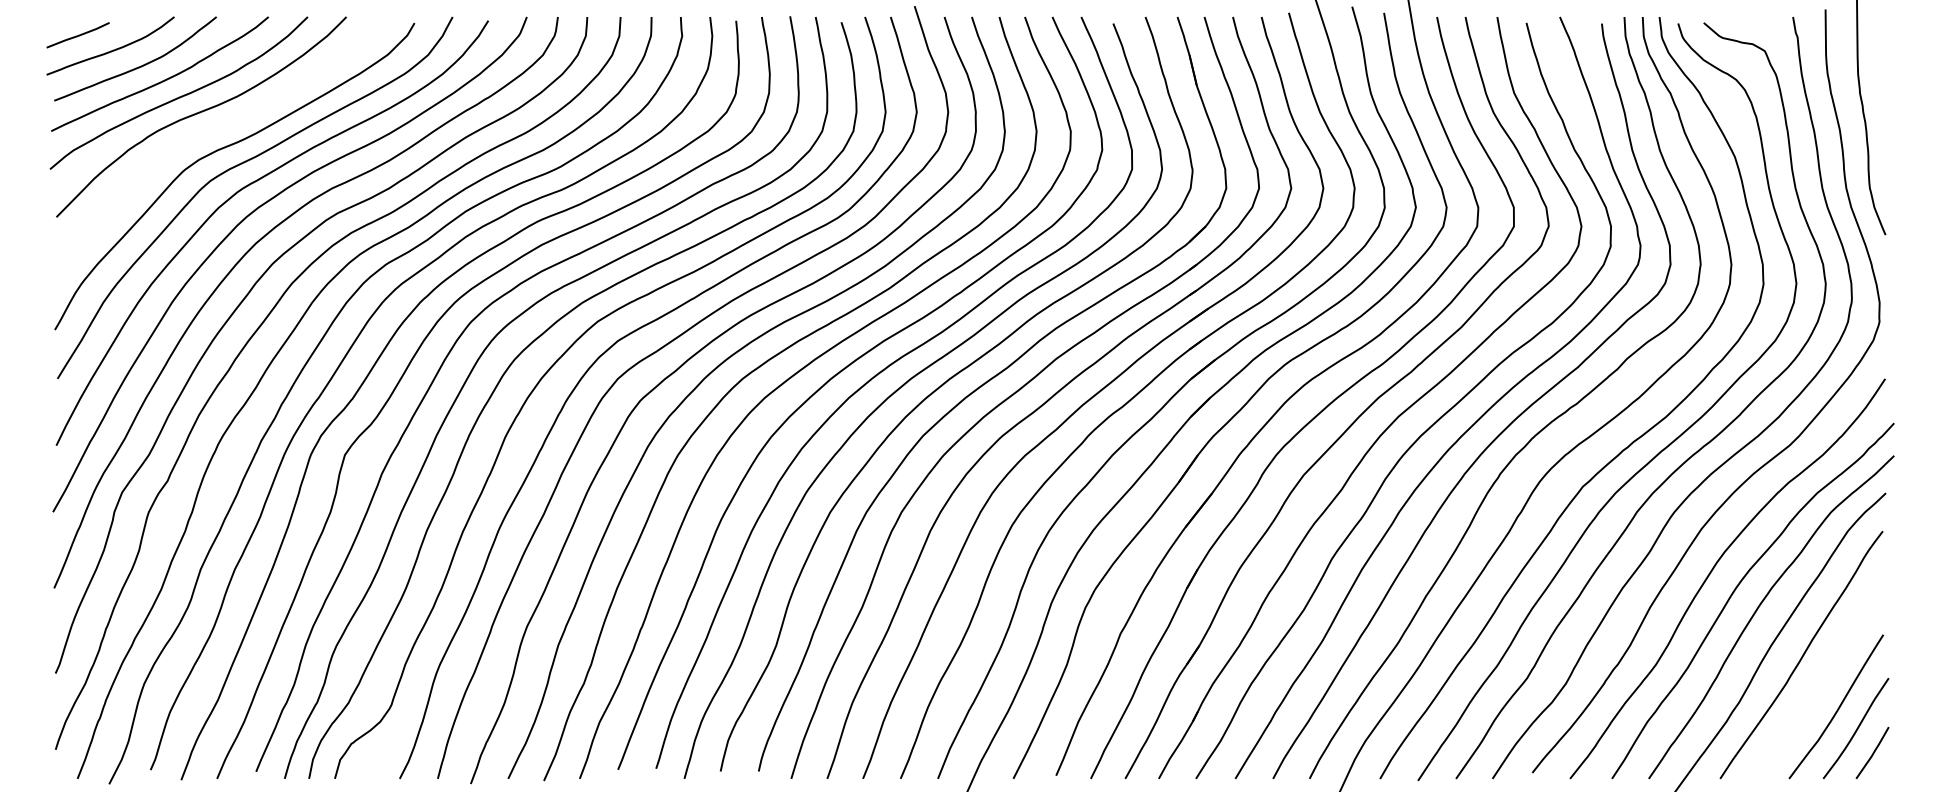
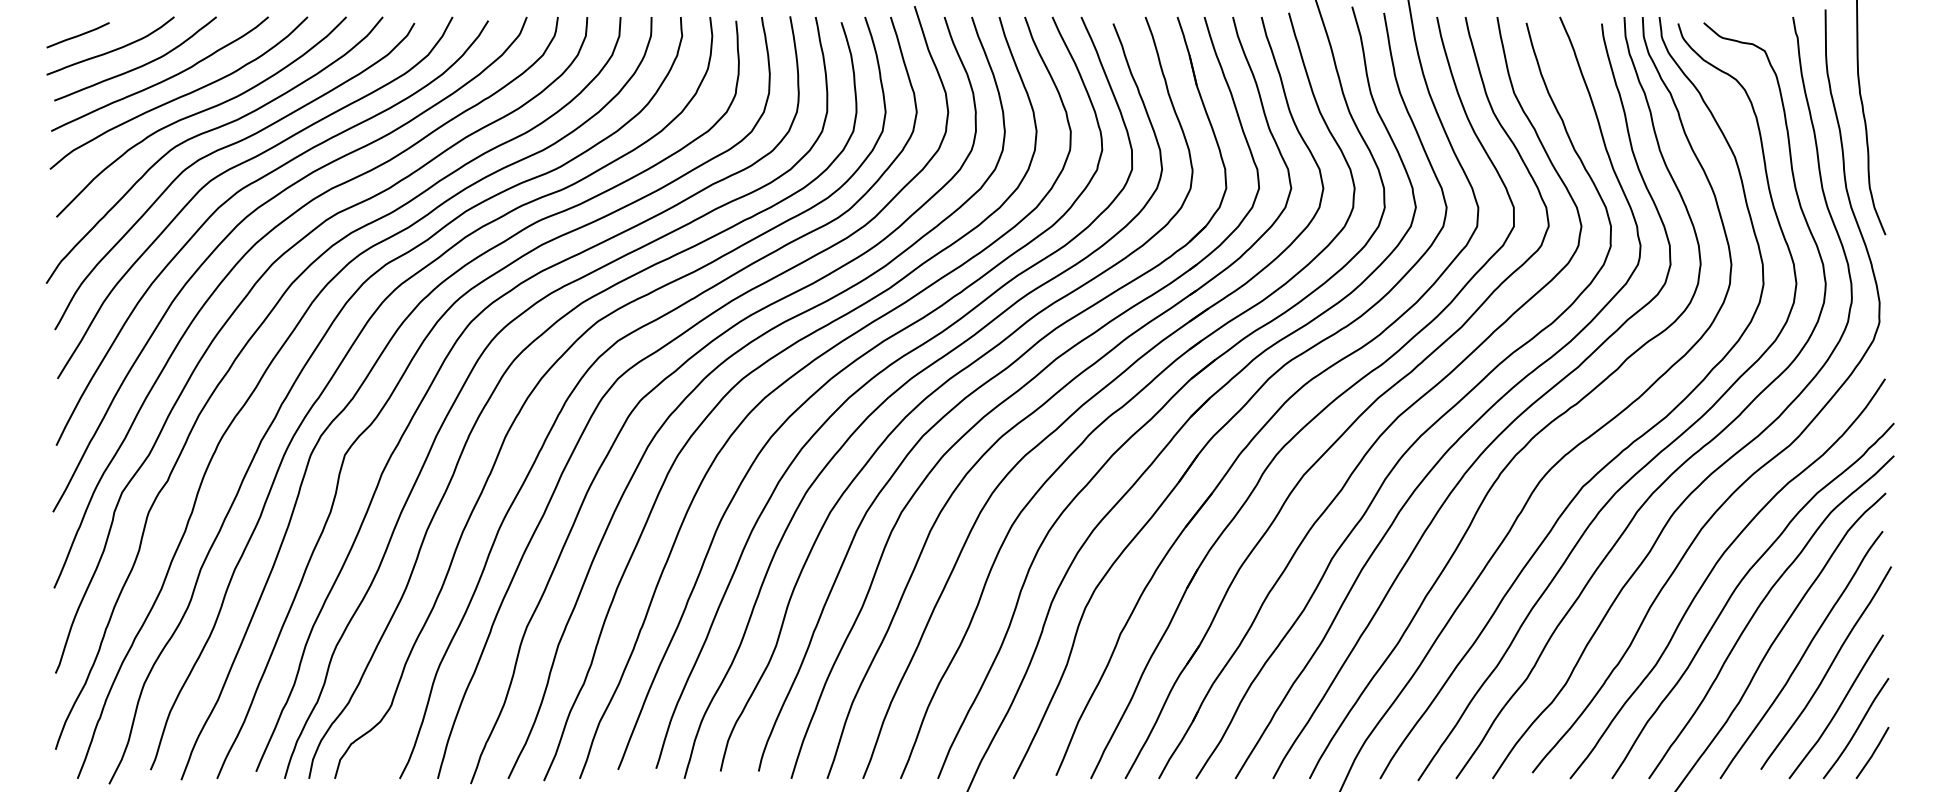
curve: none -> present (208, 132)
curve: none -> present (1827, 669)
